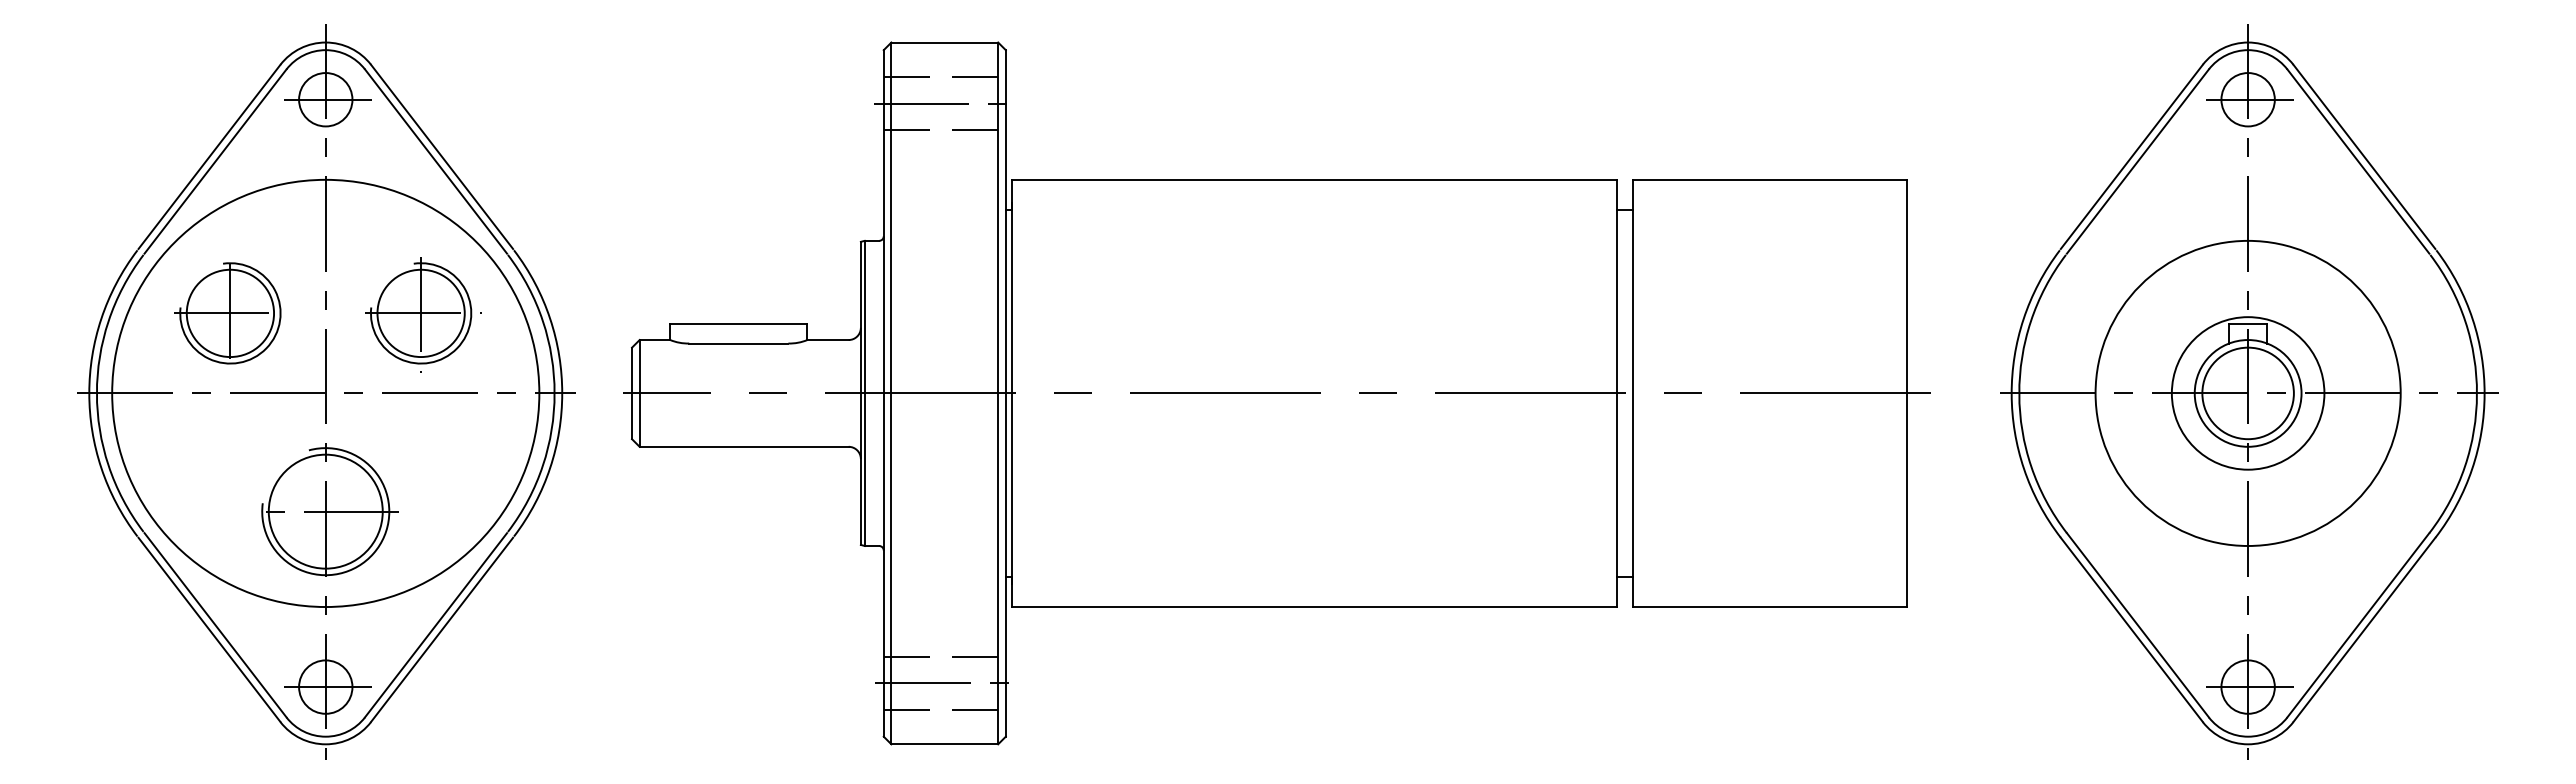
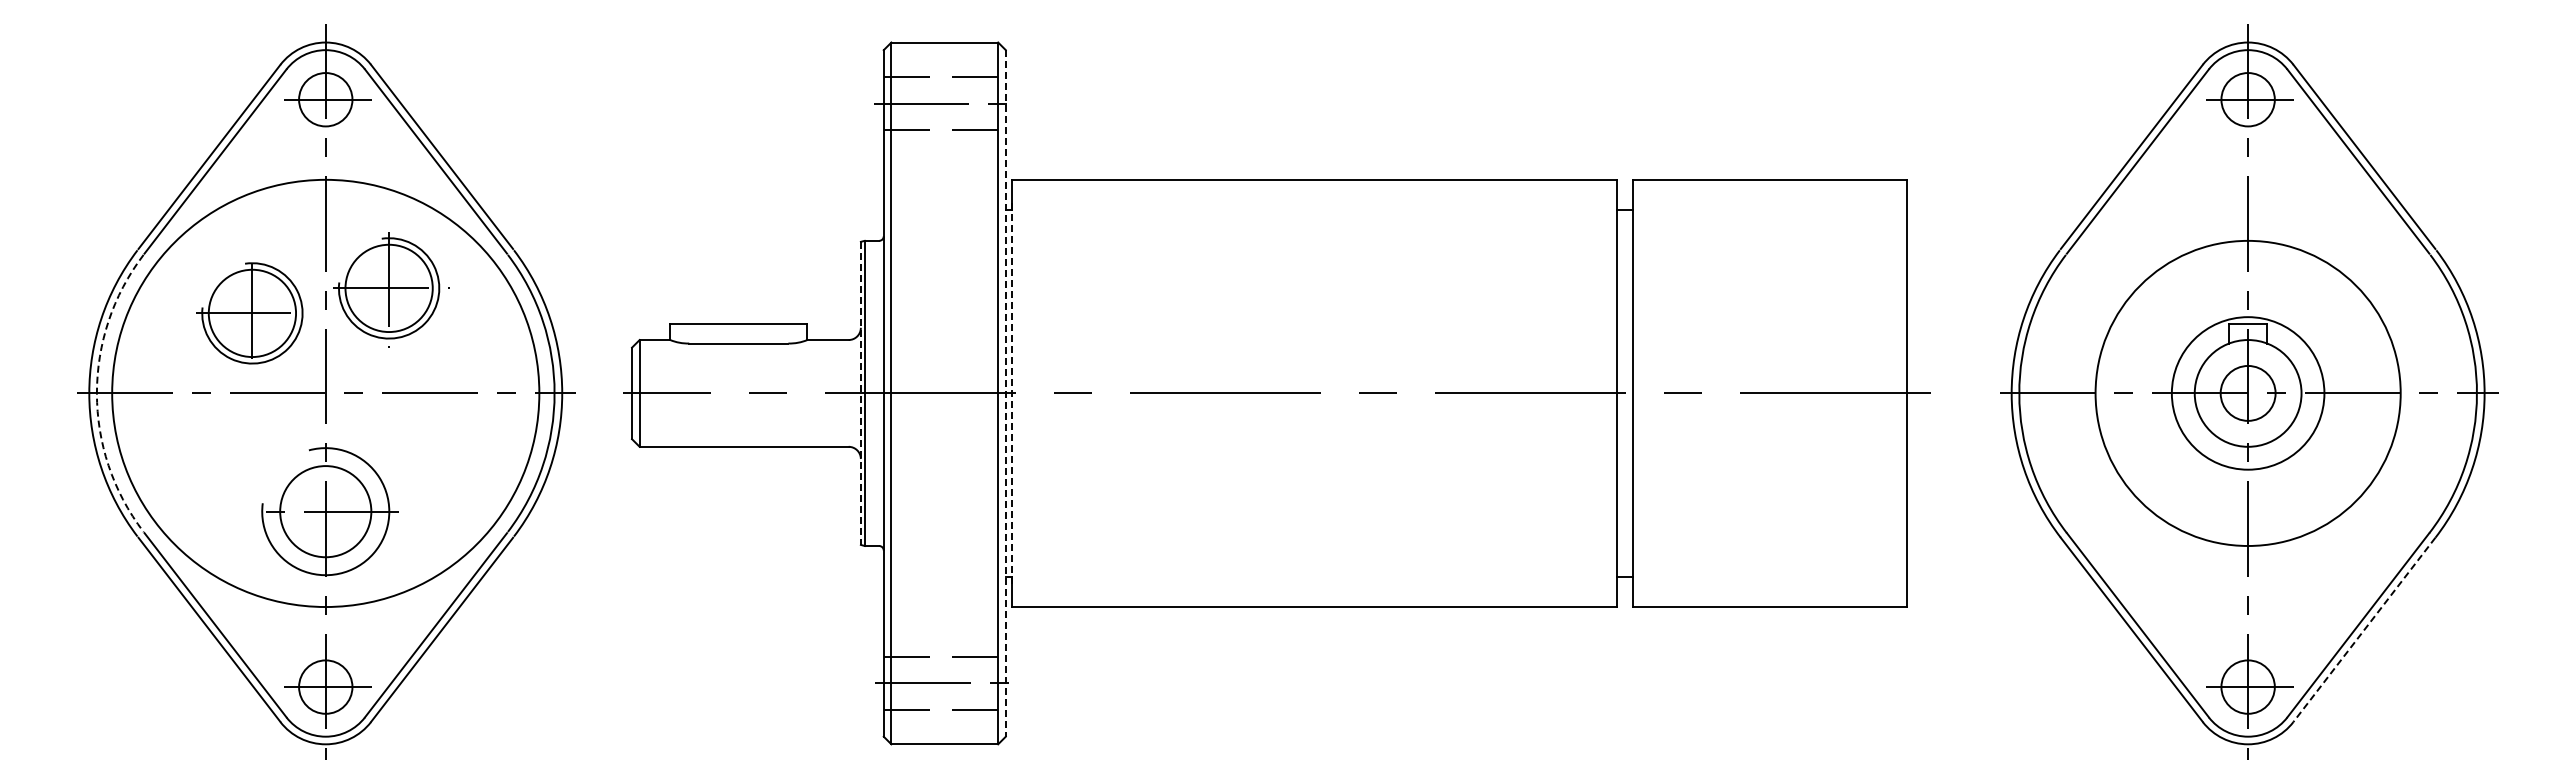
part position: (227, 313) -> (249, 313) (249, 313)
part position: (423, 314) -> (391, 289) (391, 289)
arc: solid -> dashed (96, 393)
line: solid -> dashed (860, 393)
line: solid -> dashed (1005, 393)
line: solid -> dashed (1011, 393)
circle diameter: 92 px -> 55 px (2247, 392)
circle diameter: 114 px -> 91 px (325, 511)
line: solid -> dashed (2364, 630)
